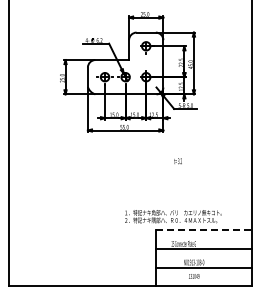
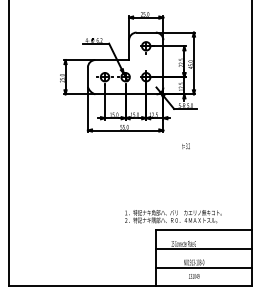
text position: (177, 161) -> (185, 146) (185, 146)
line: dashed -> solid (203, 229)
